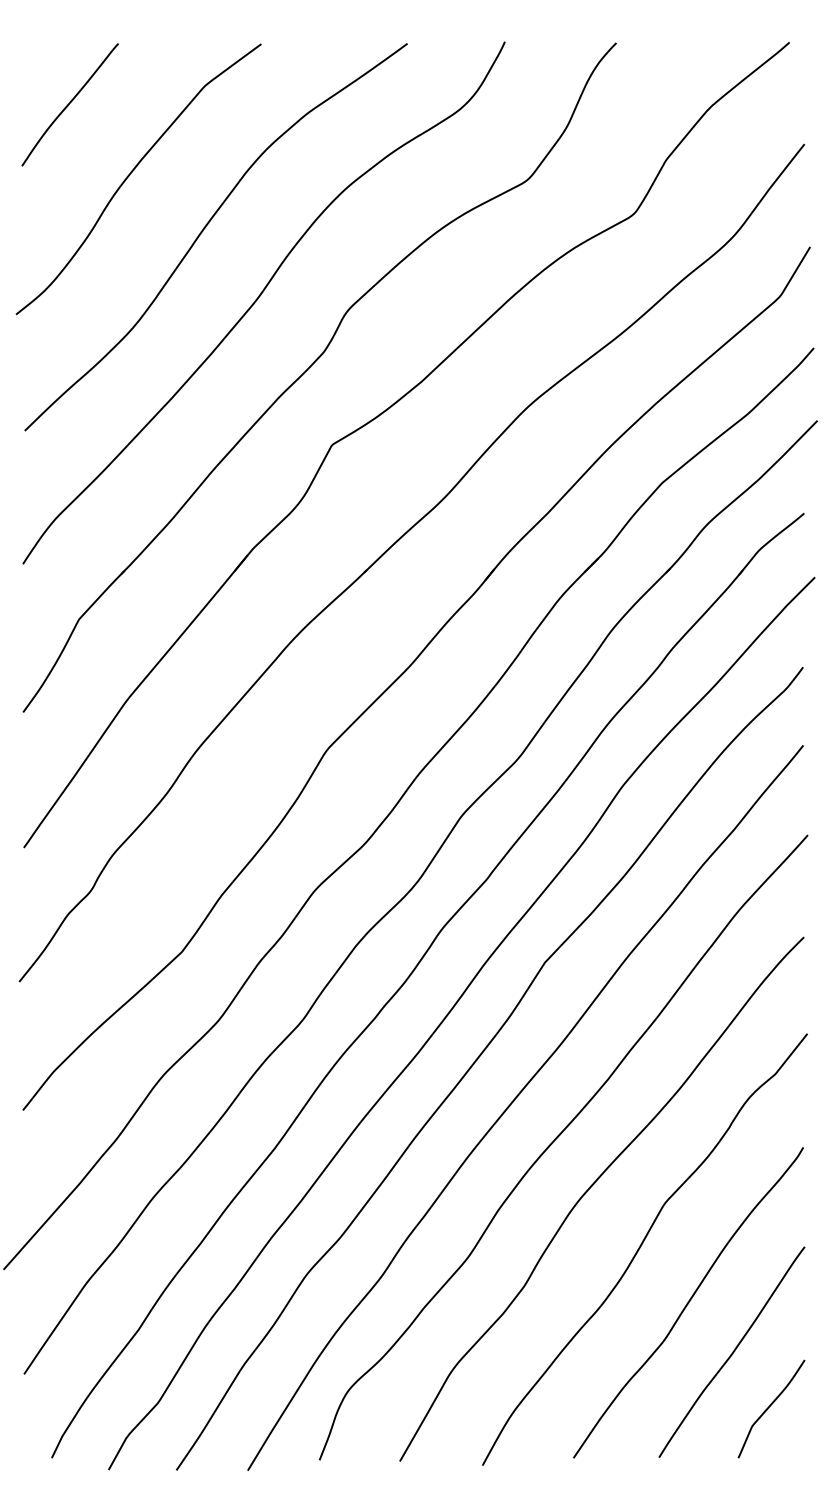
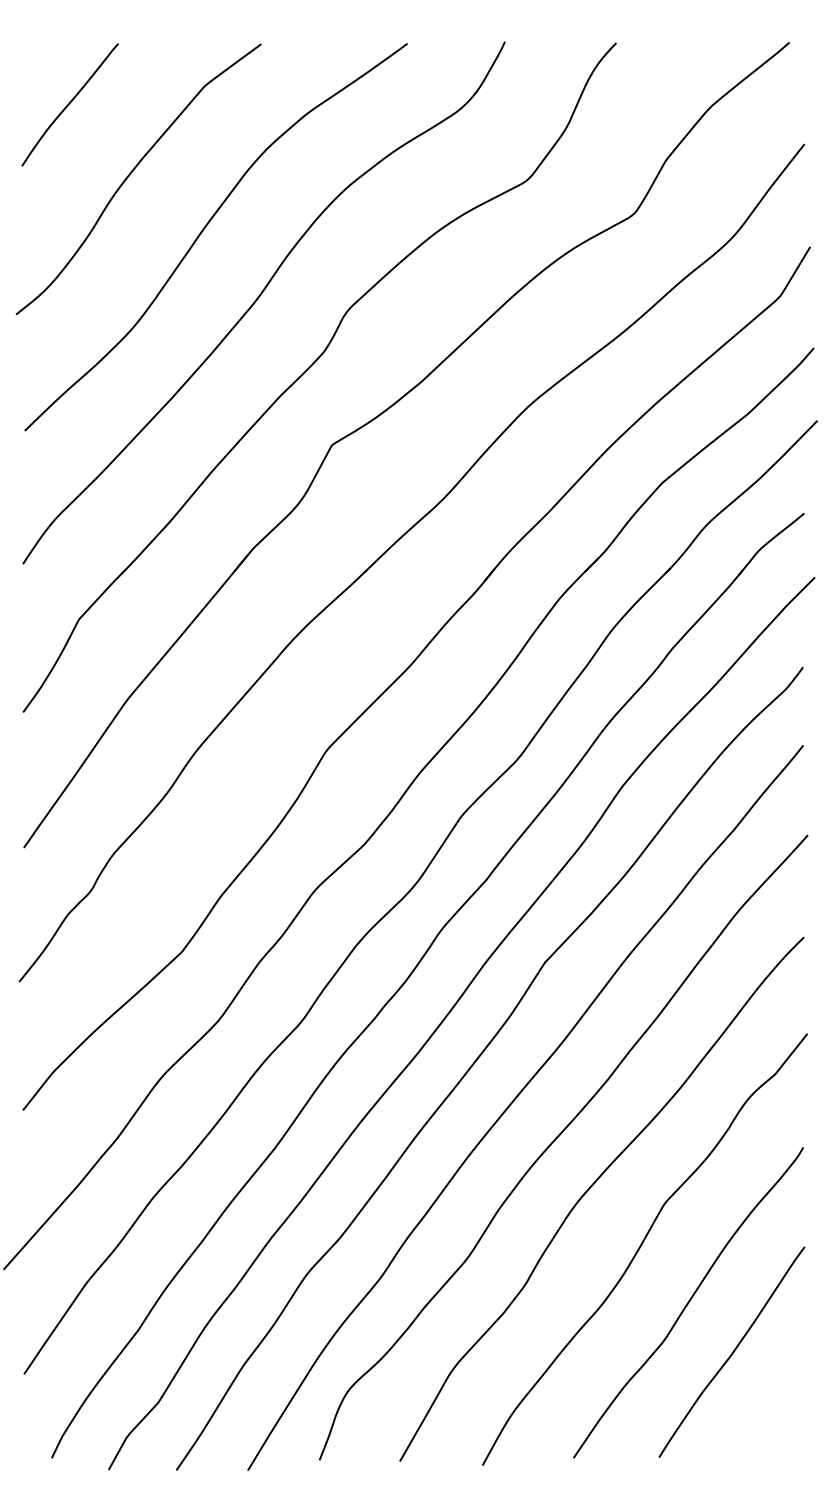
curve: present -> none (769, 1408)
